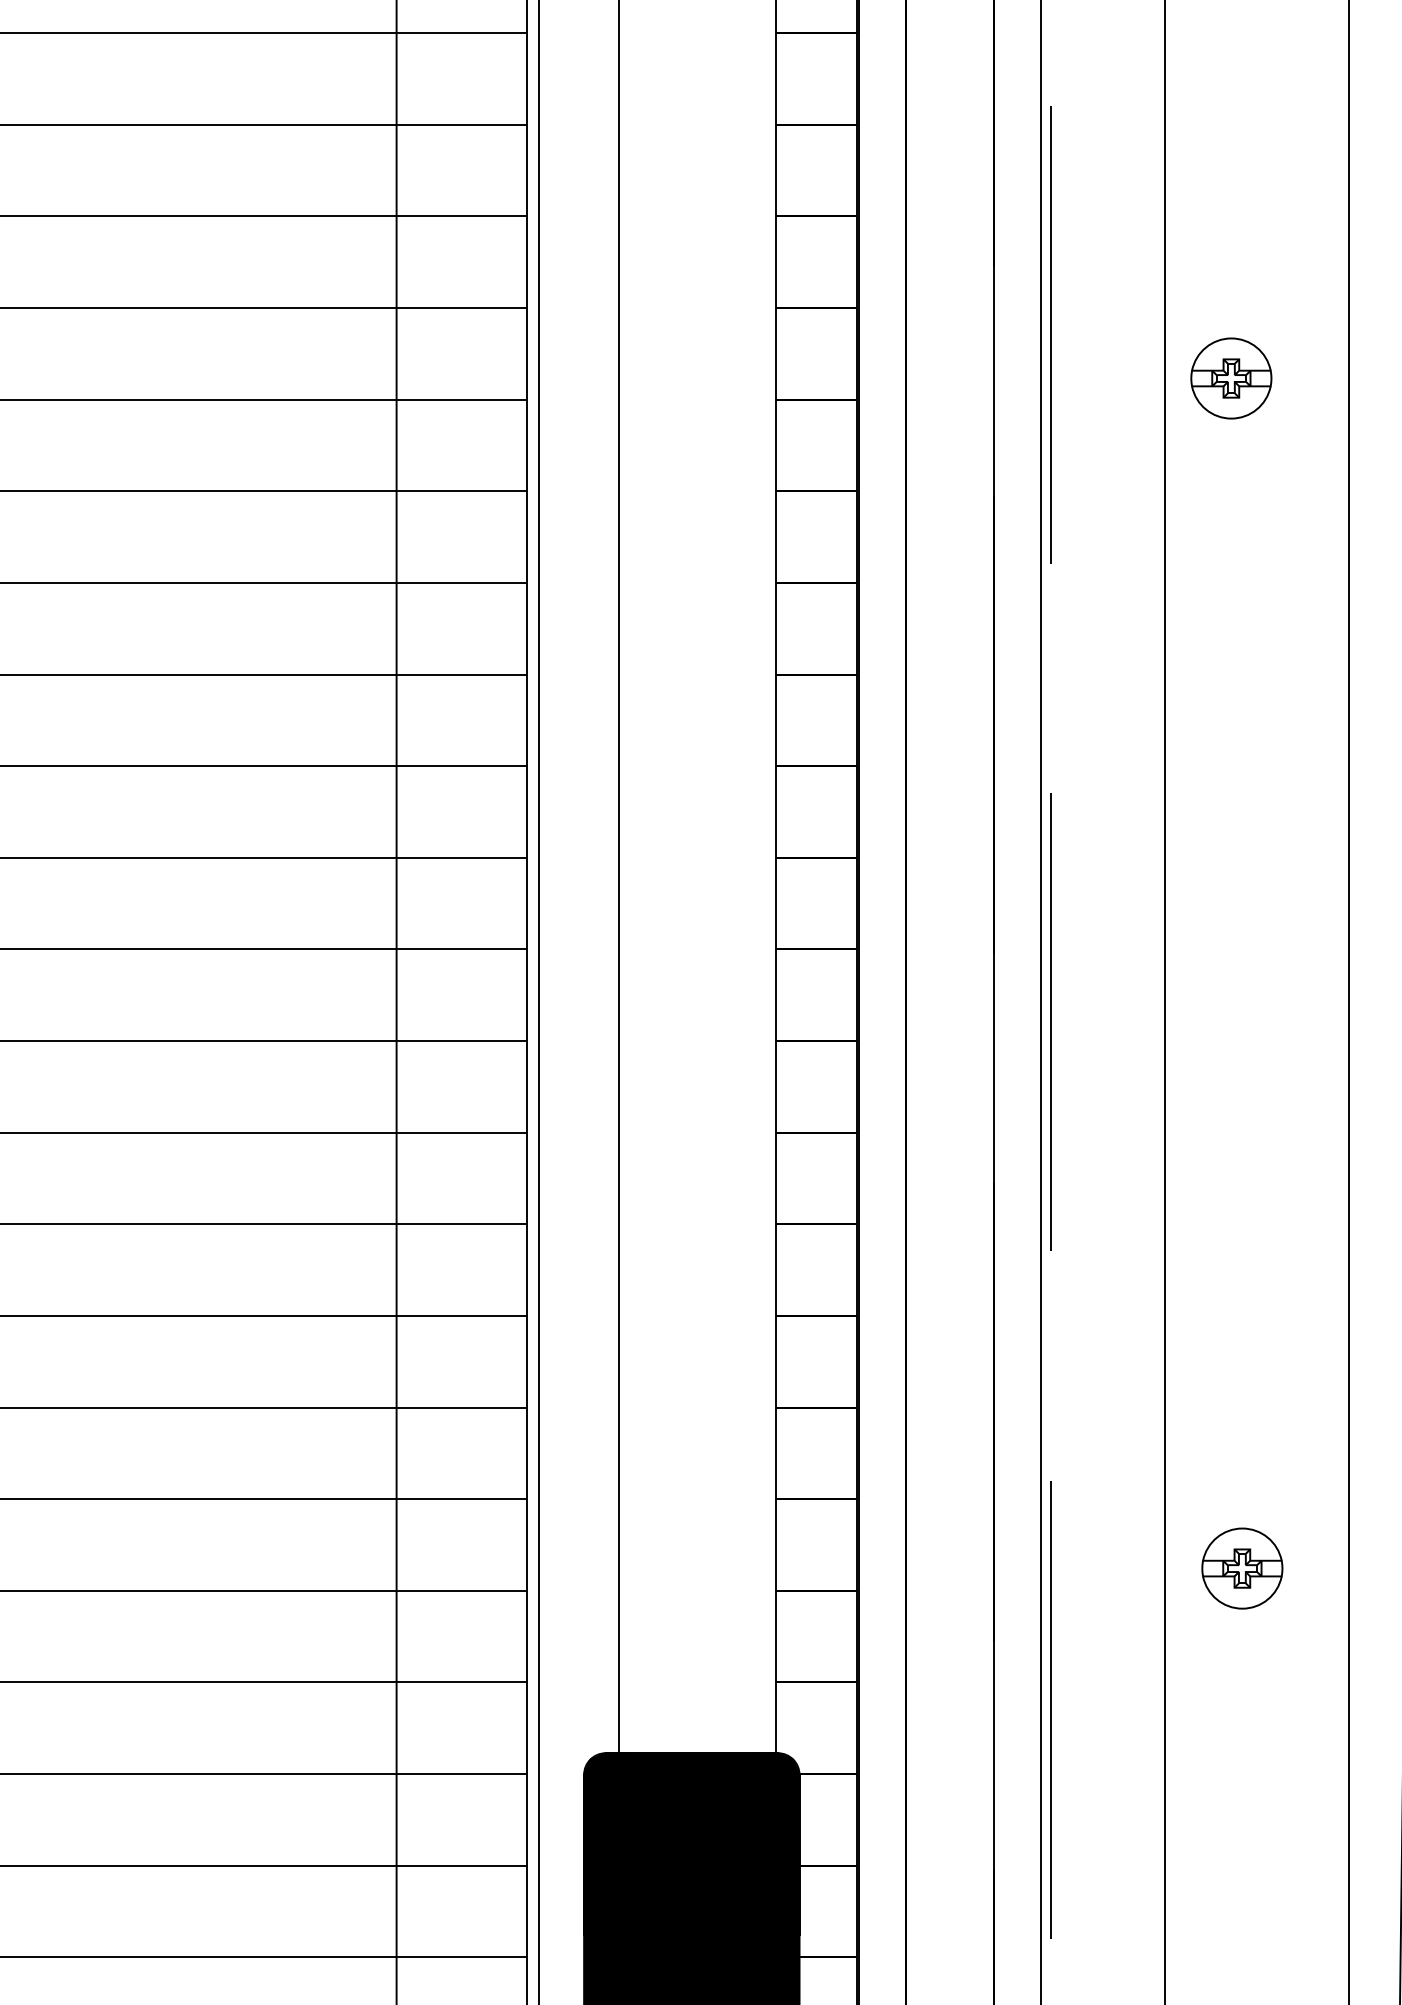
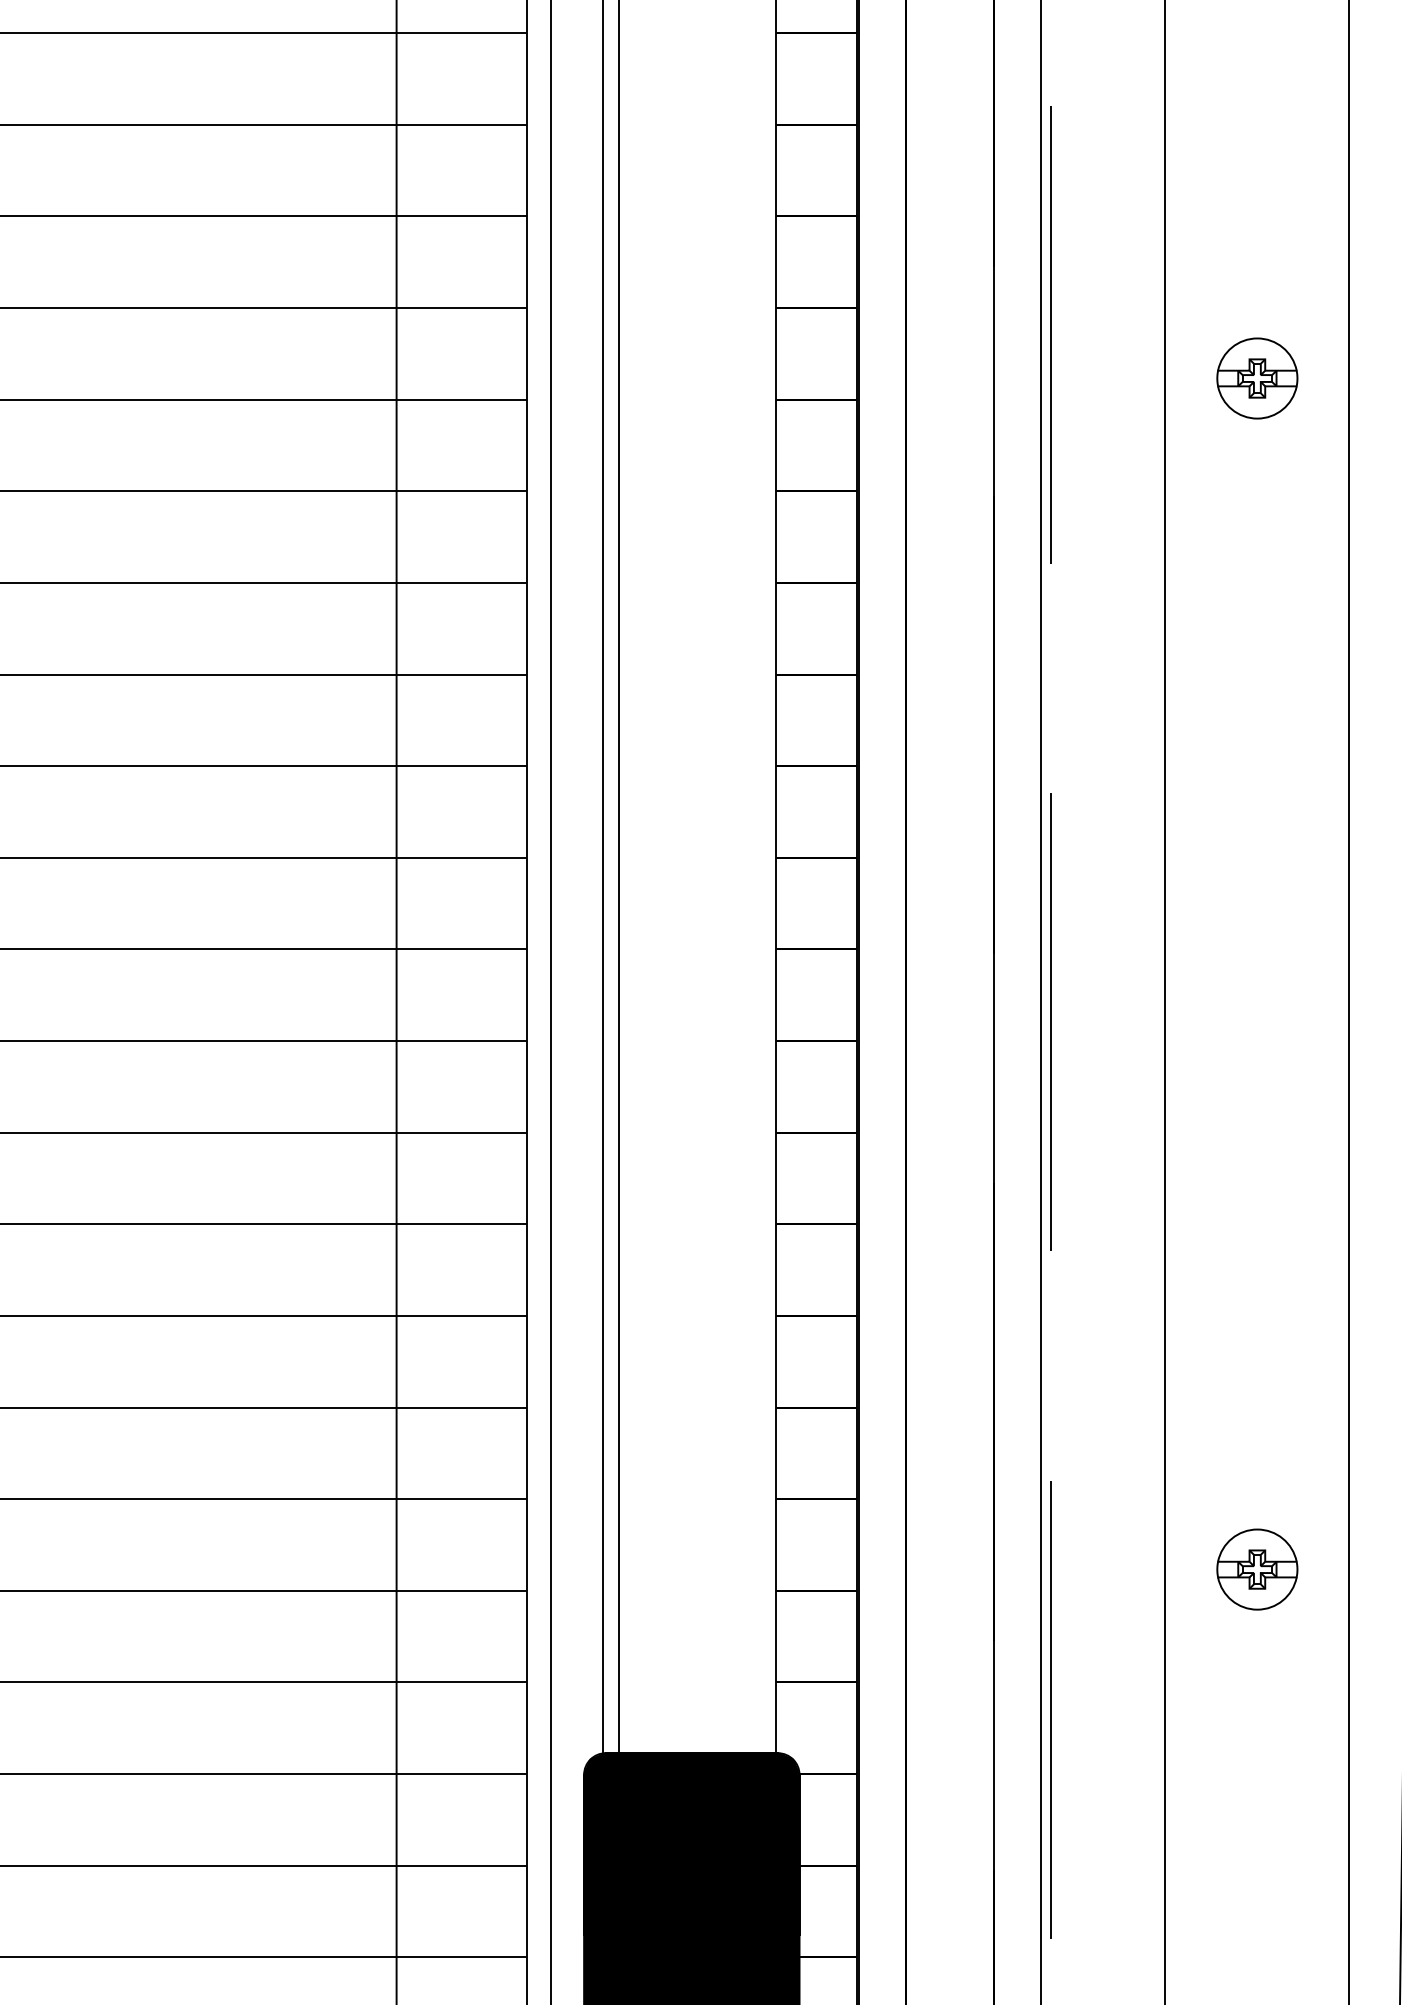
part position: (1231, 378) -> (1257, 378) (1257, 378)
line: none -> present (603, 878)
line position: (538, 1001) -> (550, 1001) (550, 1001)
part position: (1242, 1568) -> (1257, 1569) (1257, 1569)
